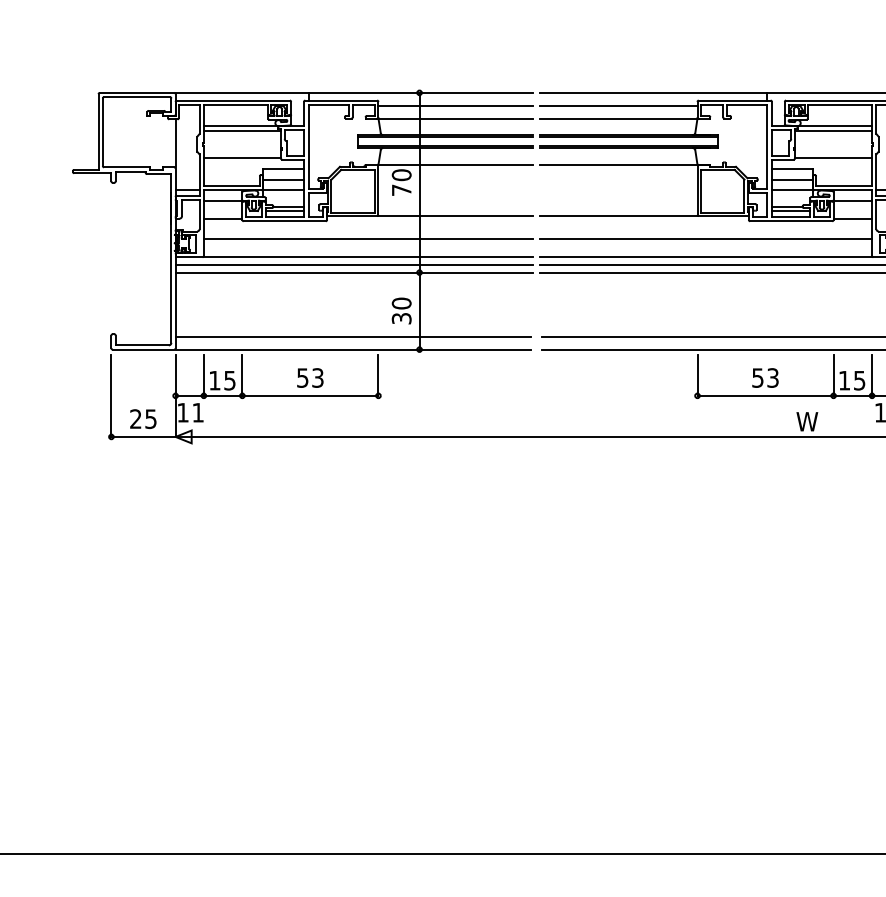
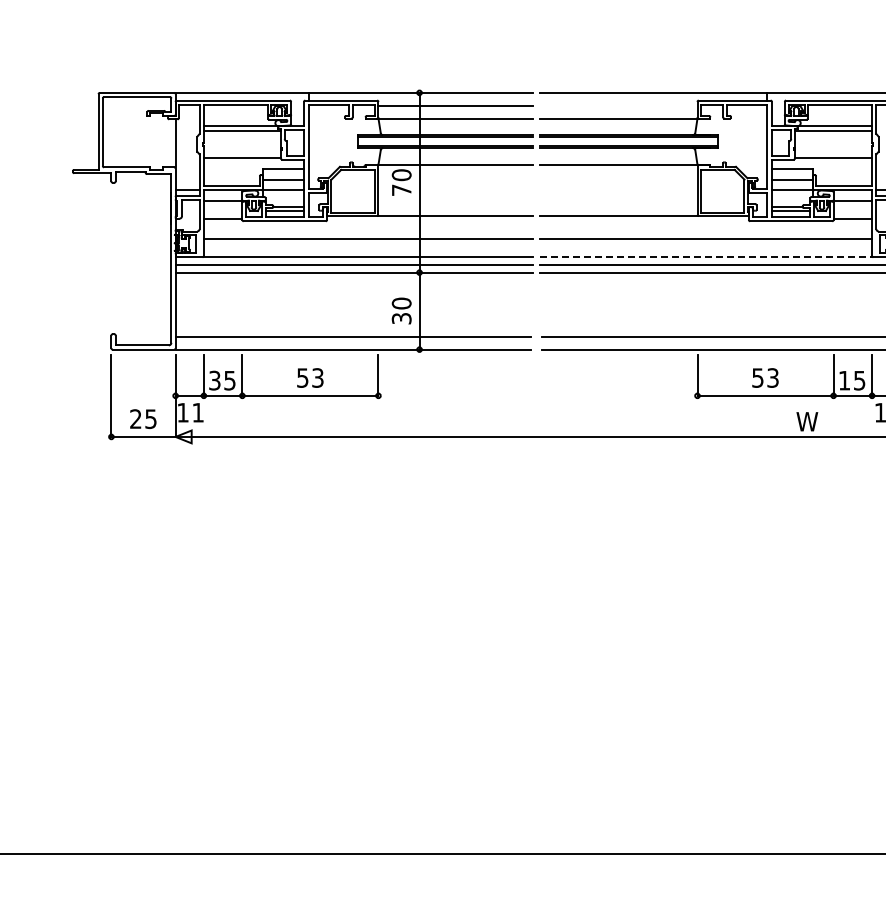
line: present -> none (618, 105)
line: solid -> dashed (706, 257)
text: 15 -> 35 (214, 380)
